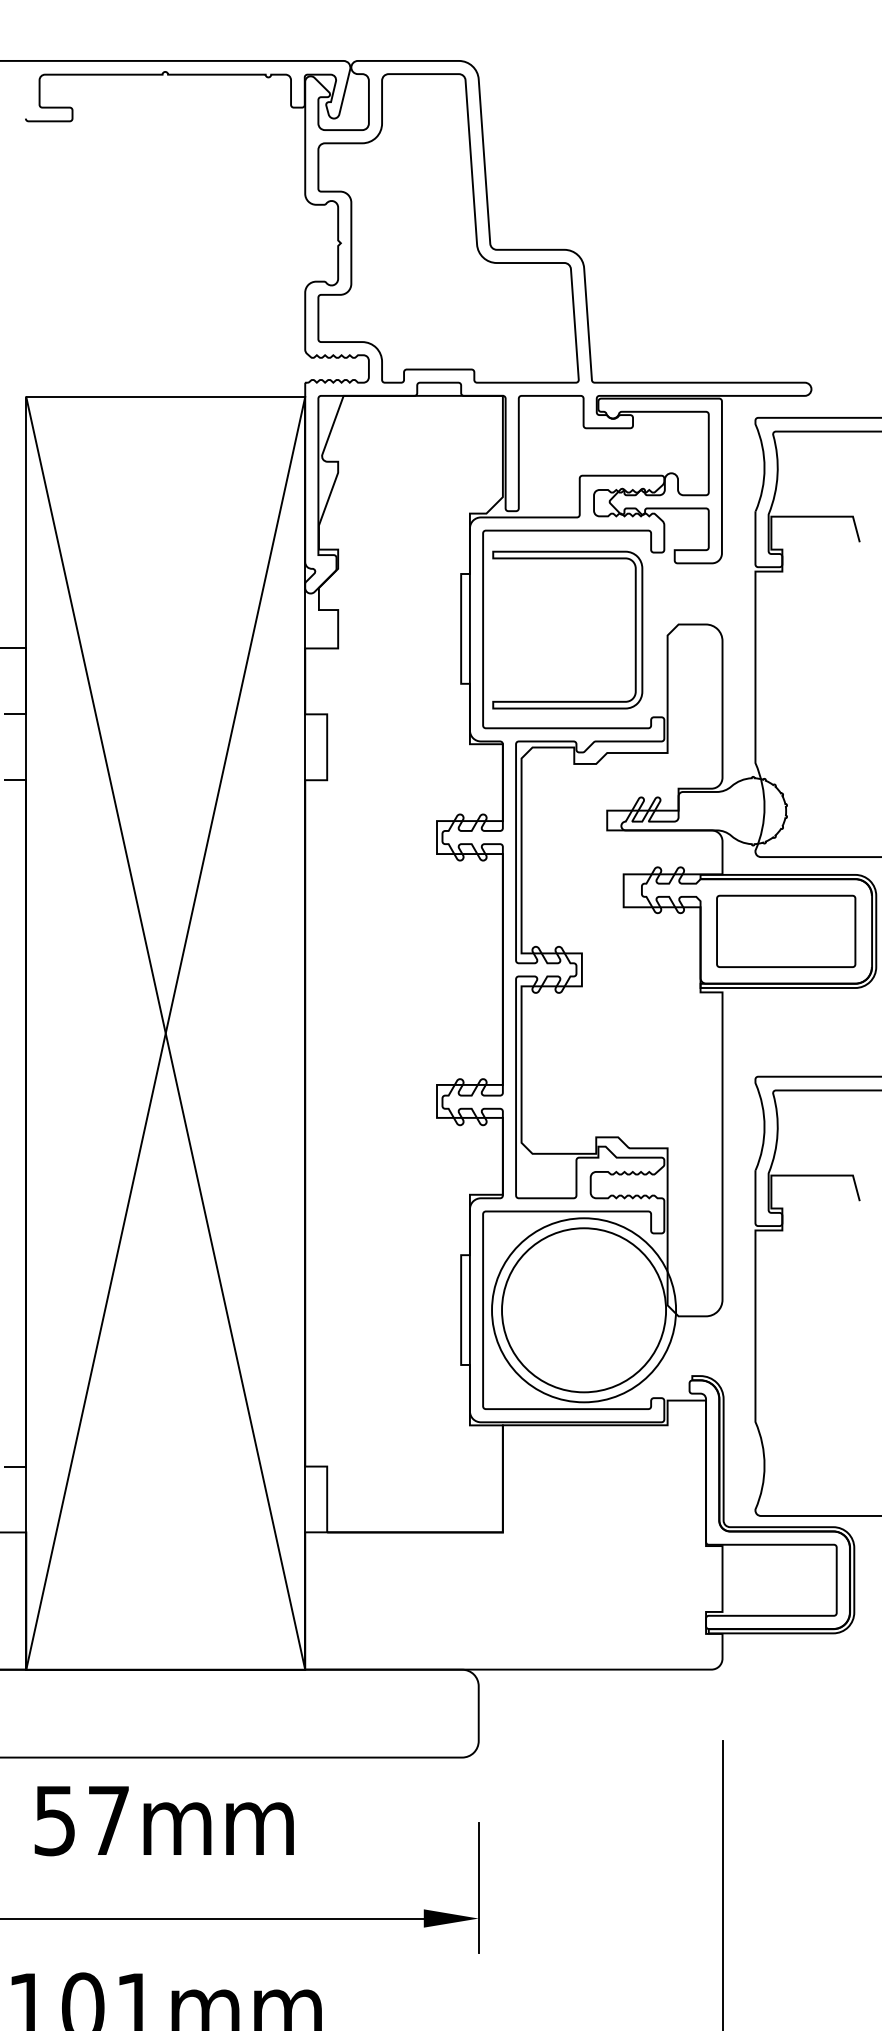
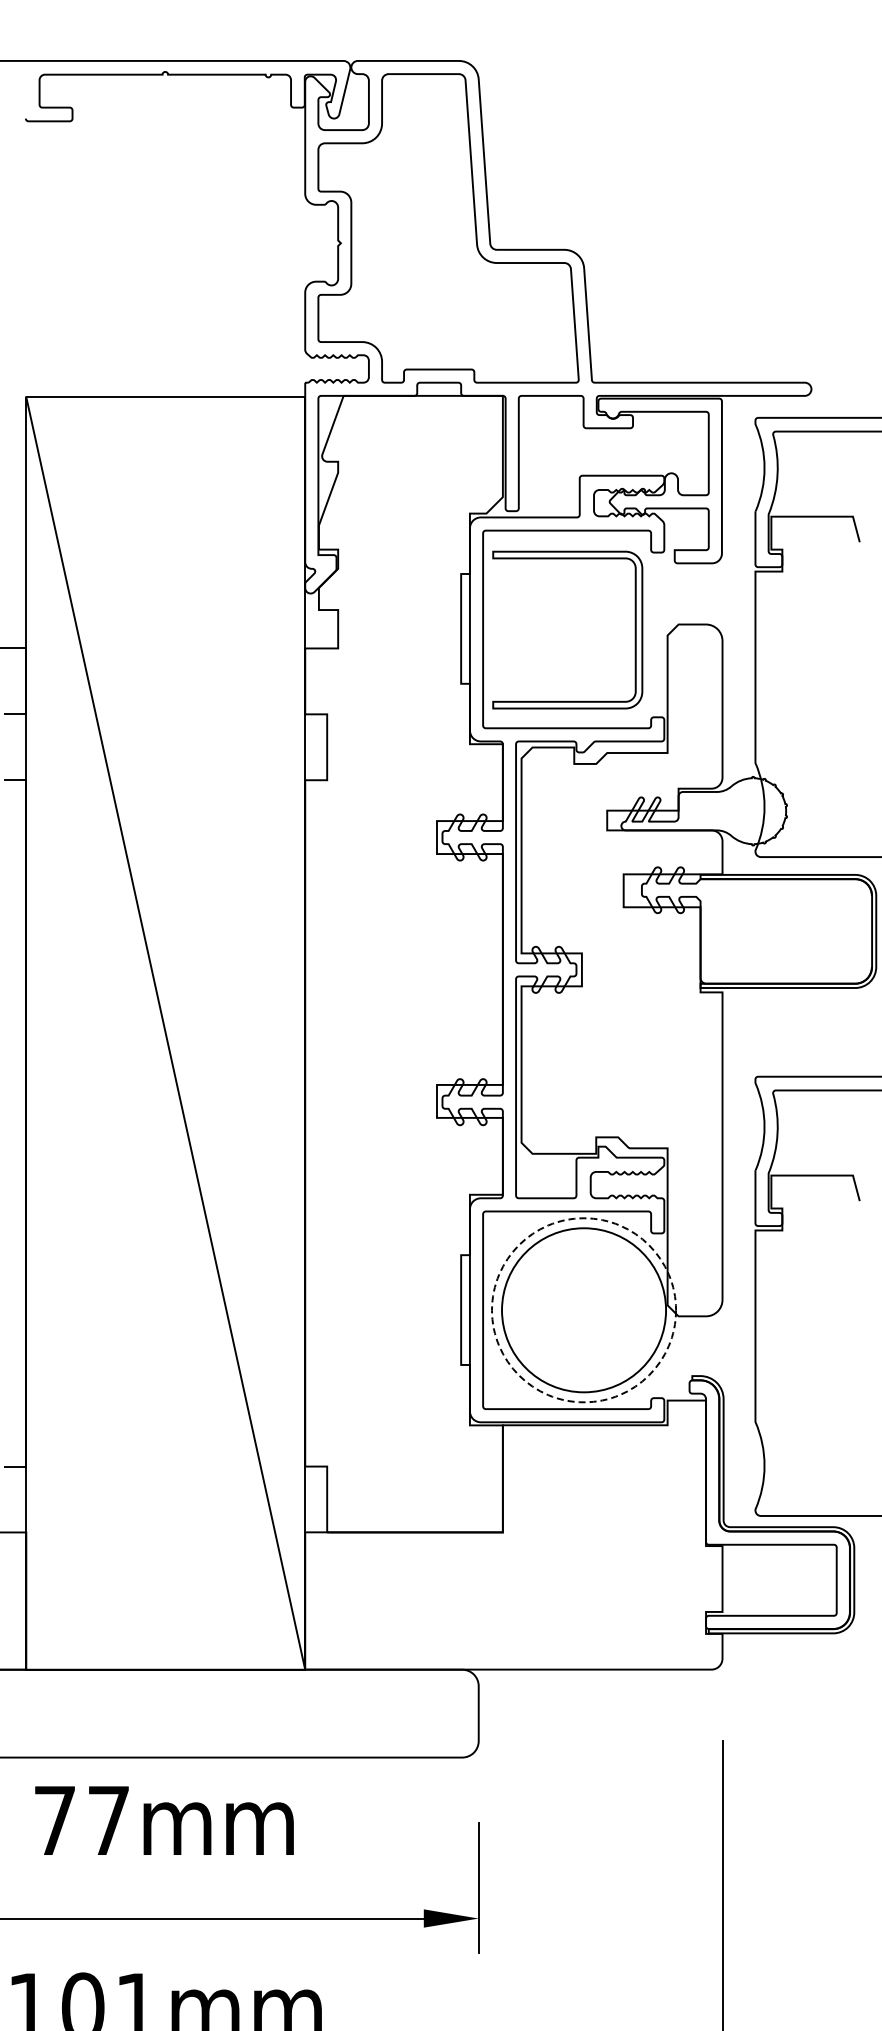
part: present -> none (786, 930)
line: present -> none (165, 1033)
circle: solid -> dashed (584, 1310)
text: 57mm -> 77mm (54, 1821)
